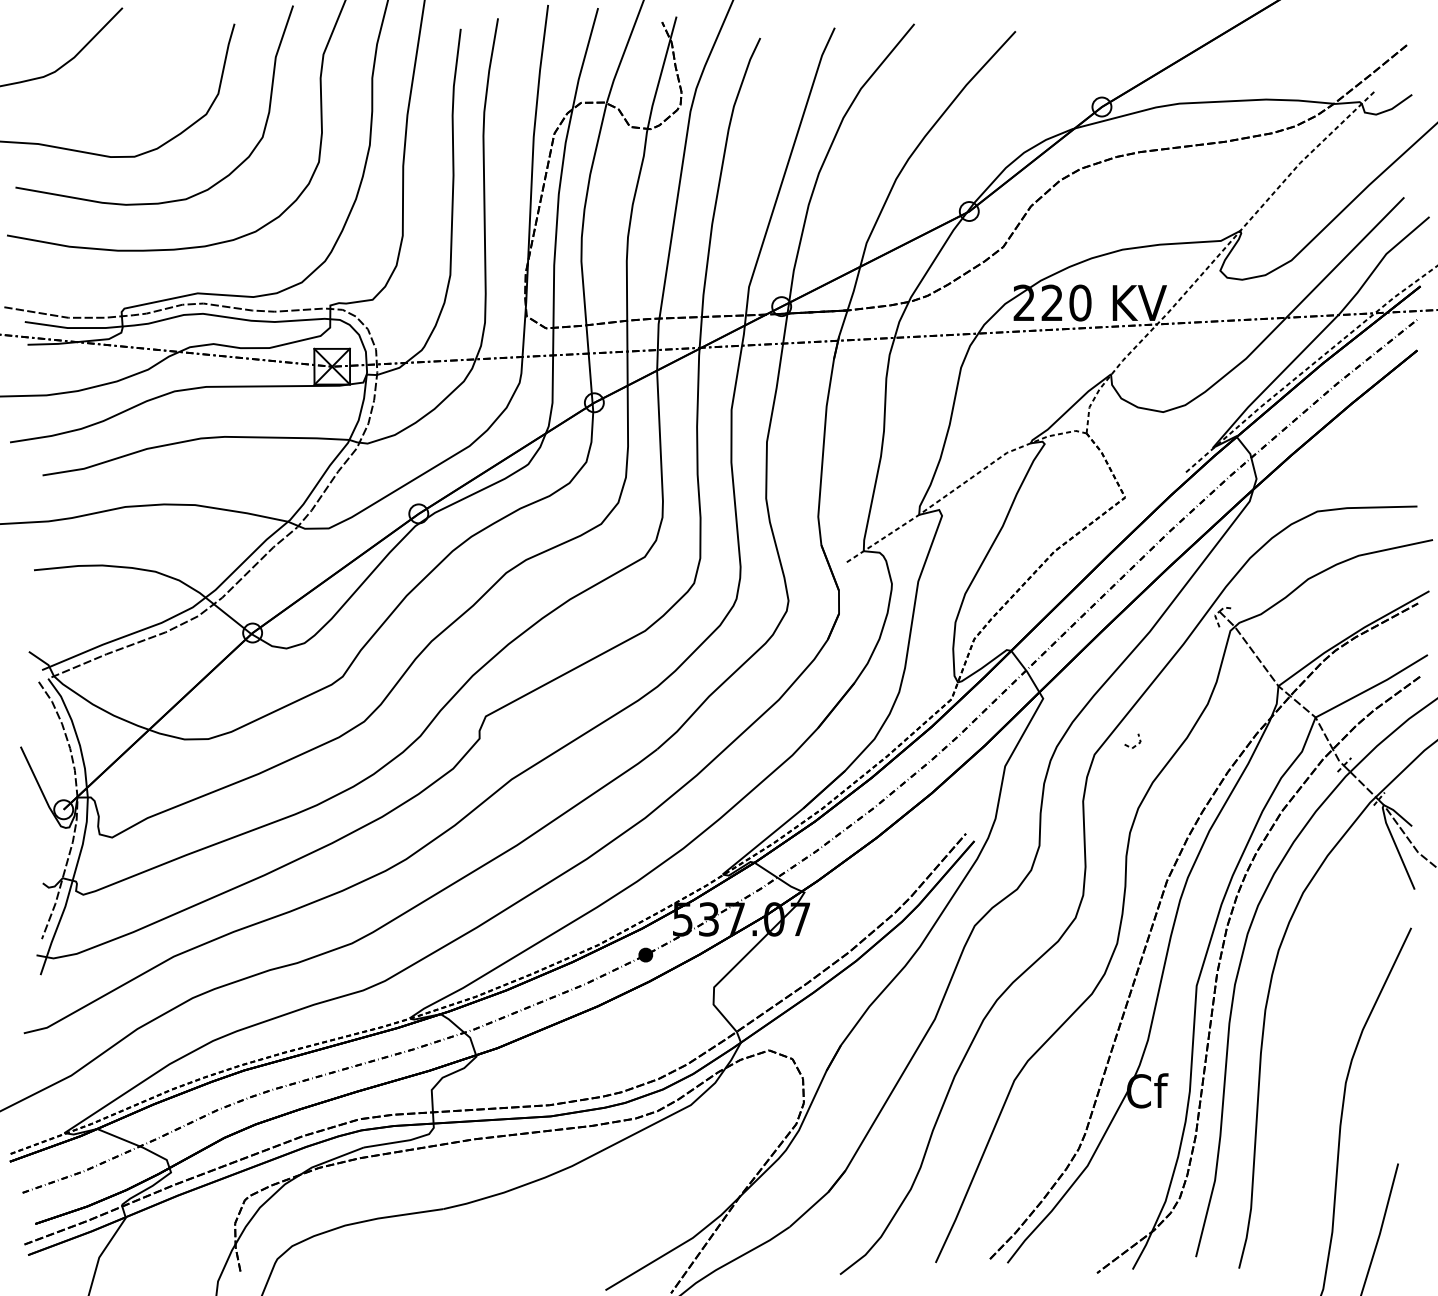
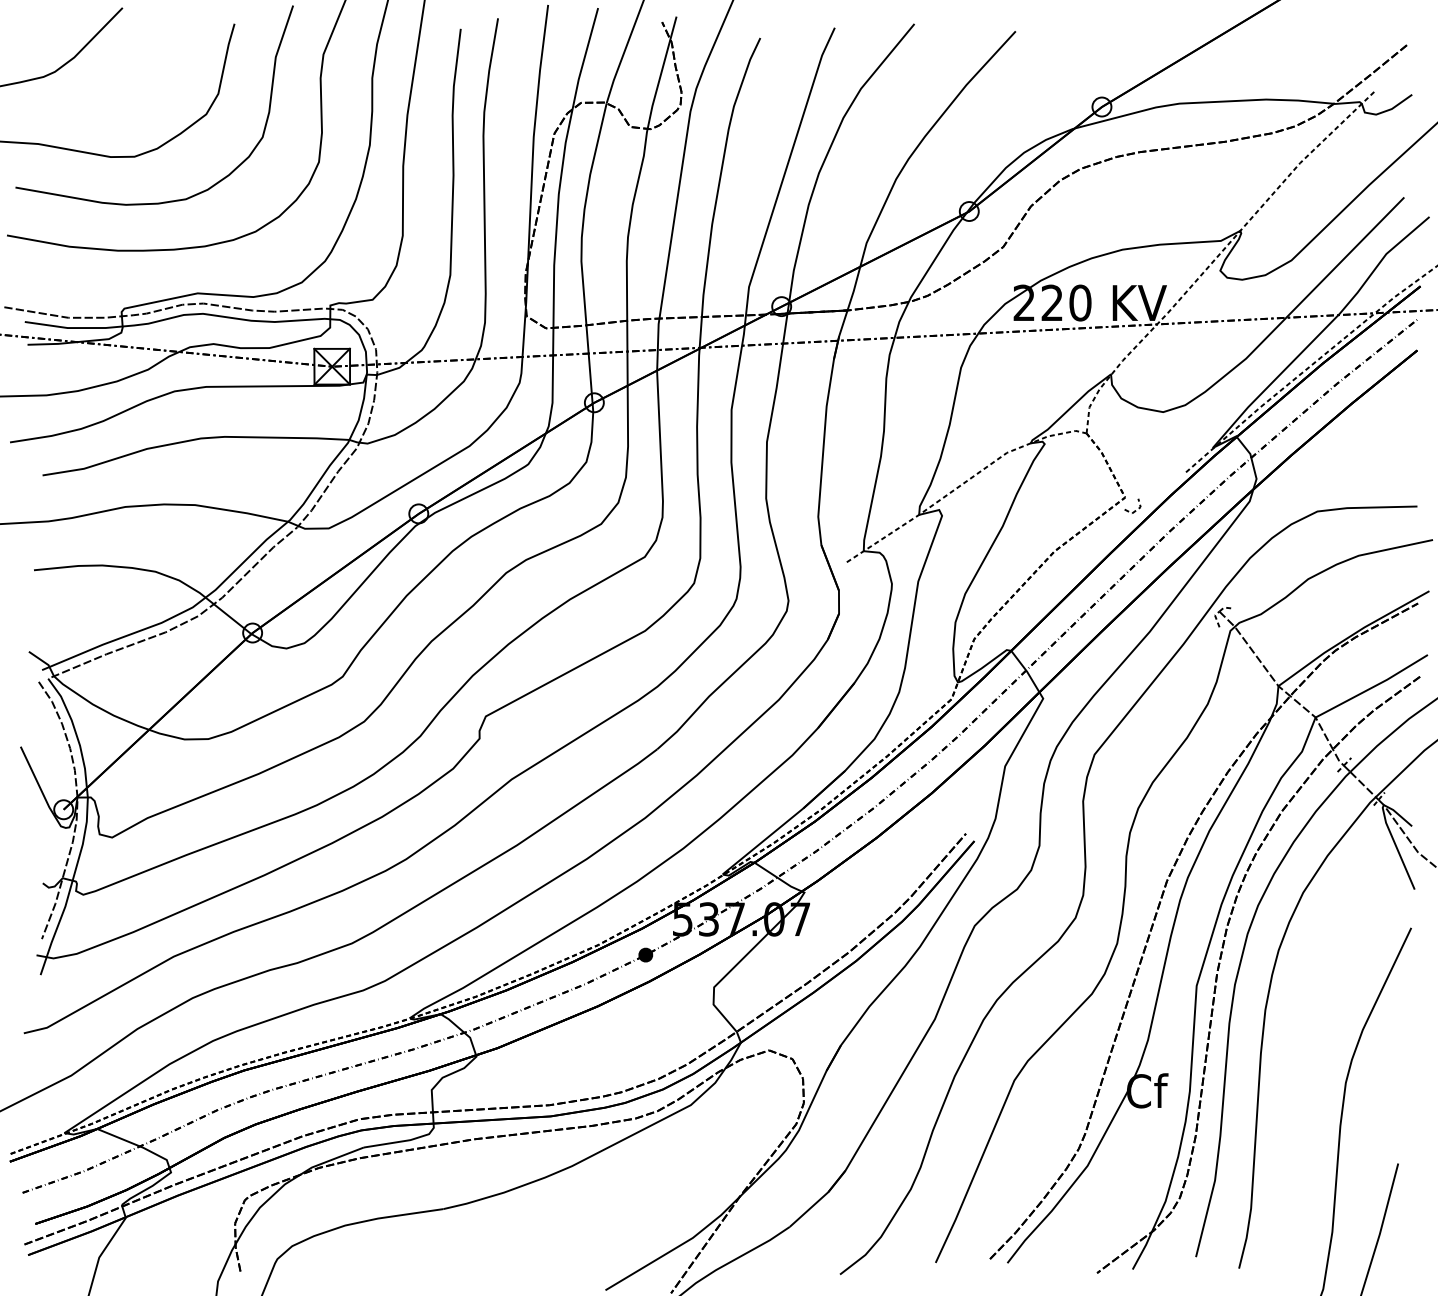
line position: (1134, 745) -> (1134, 510) (1134, 510)
